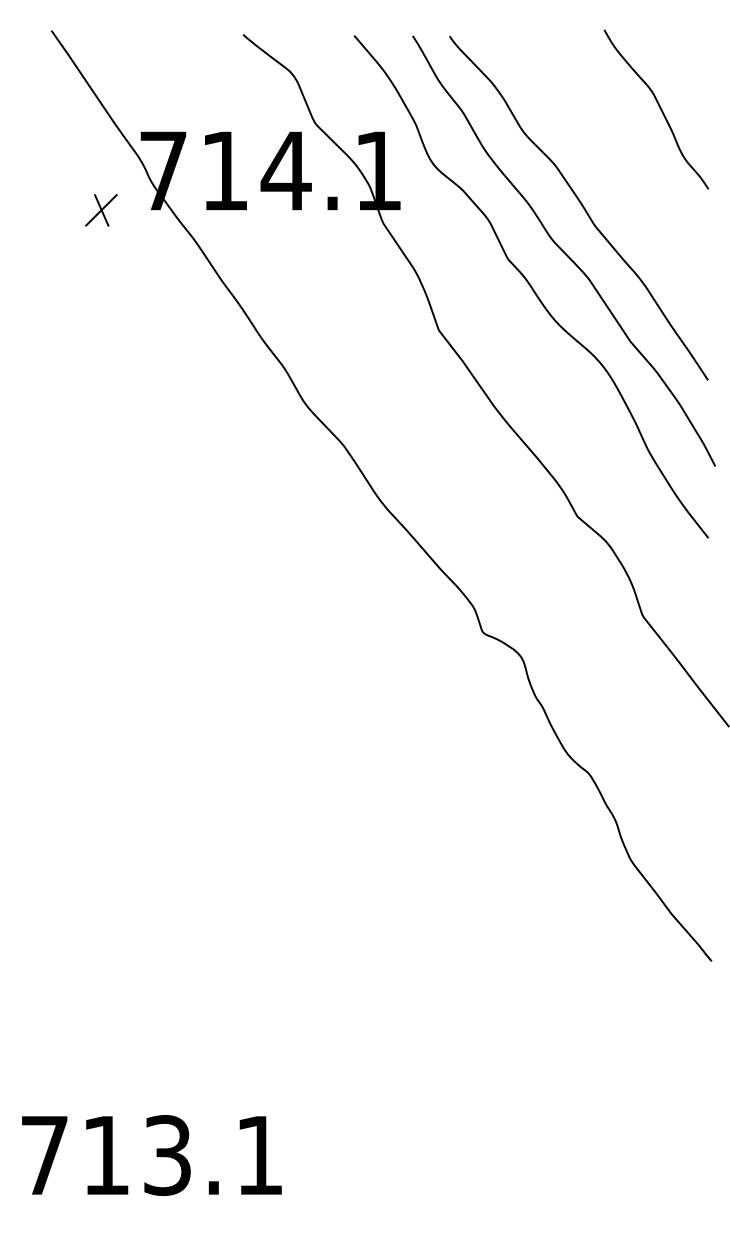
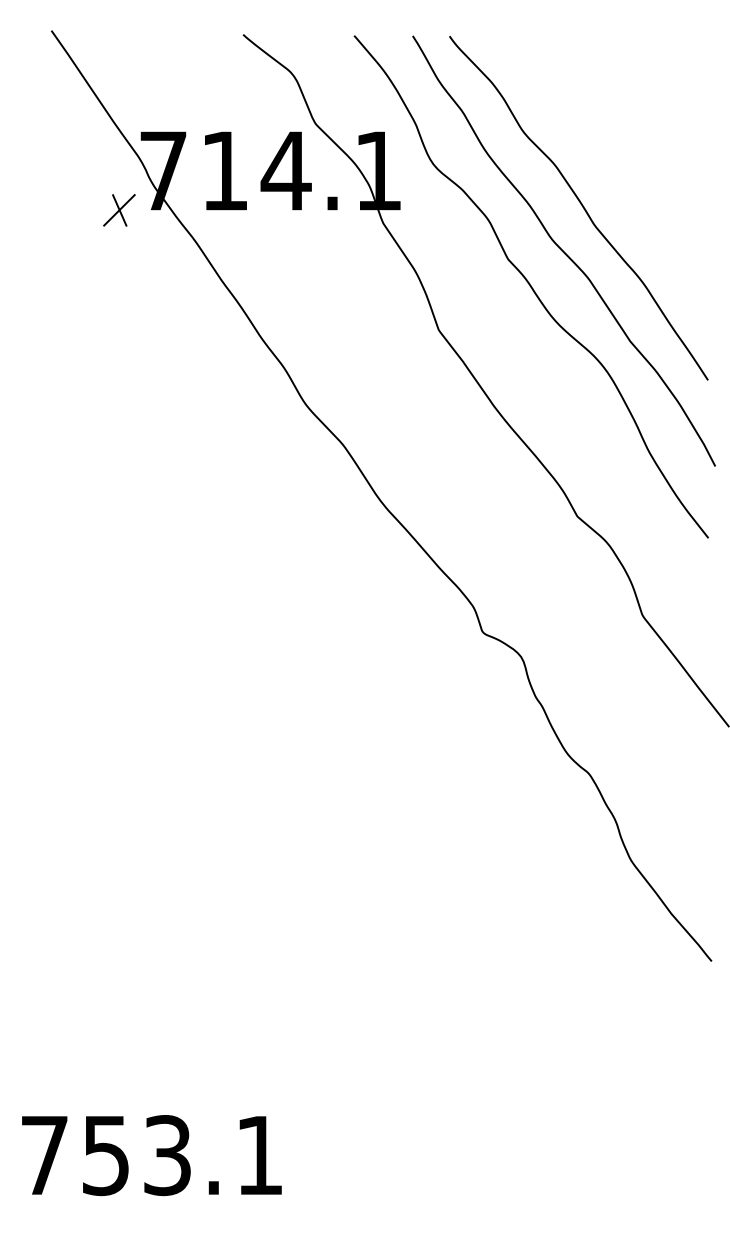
curve: present -> none (659, 108)
part position: (101, 210) -> (119, 210) (119, 210)
text: 713.1 -> 753.1 (105, 1156)
